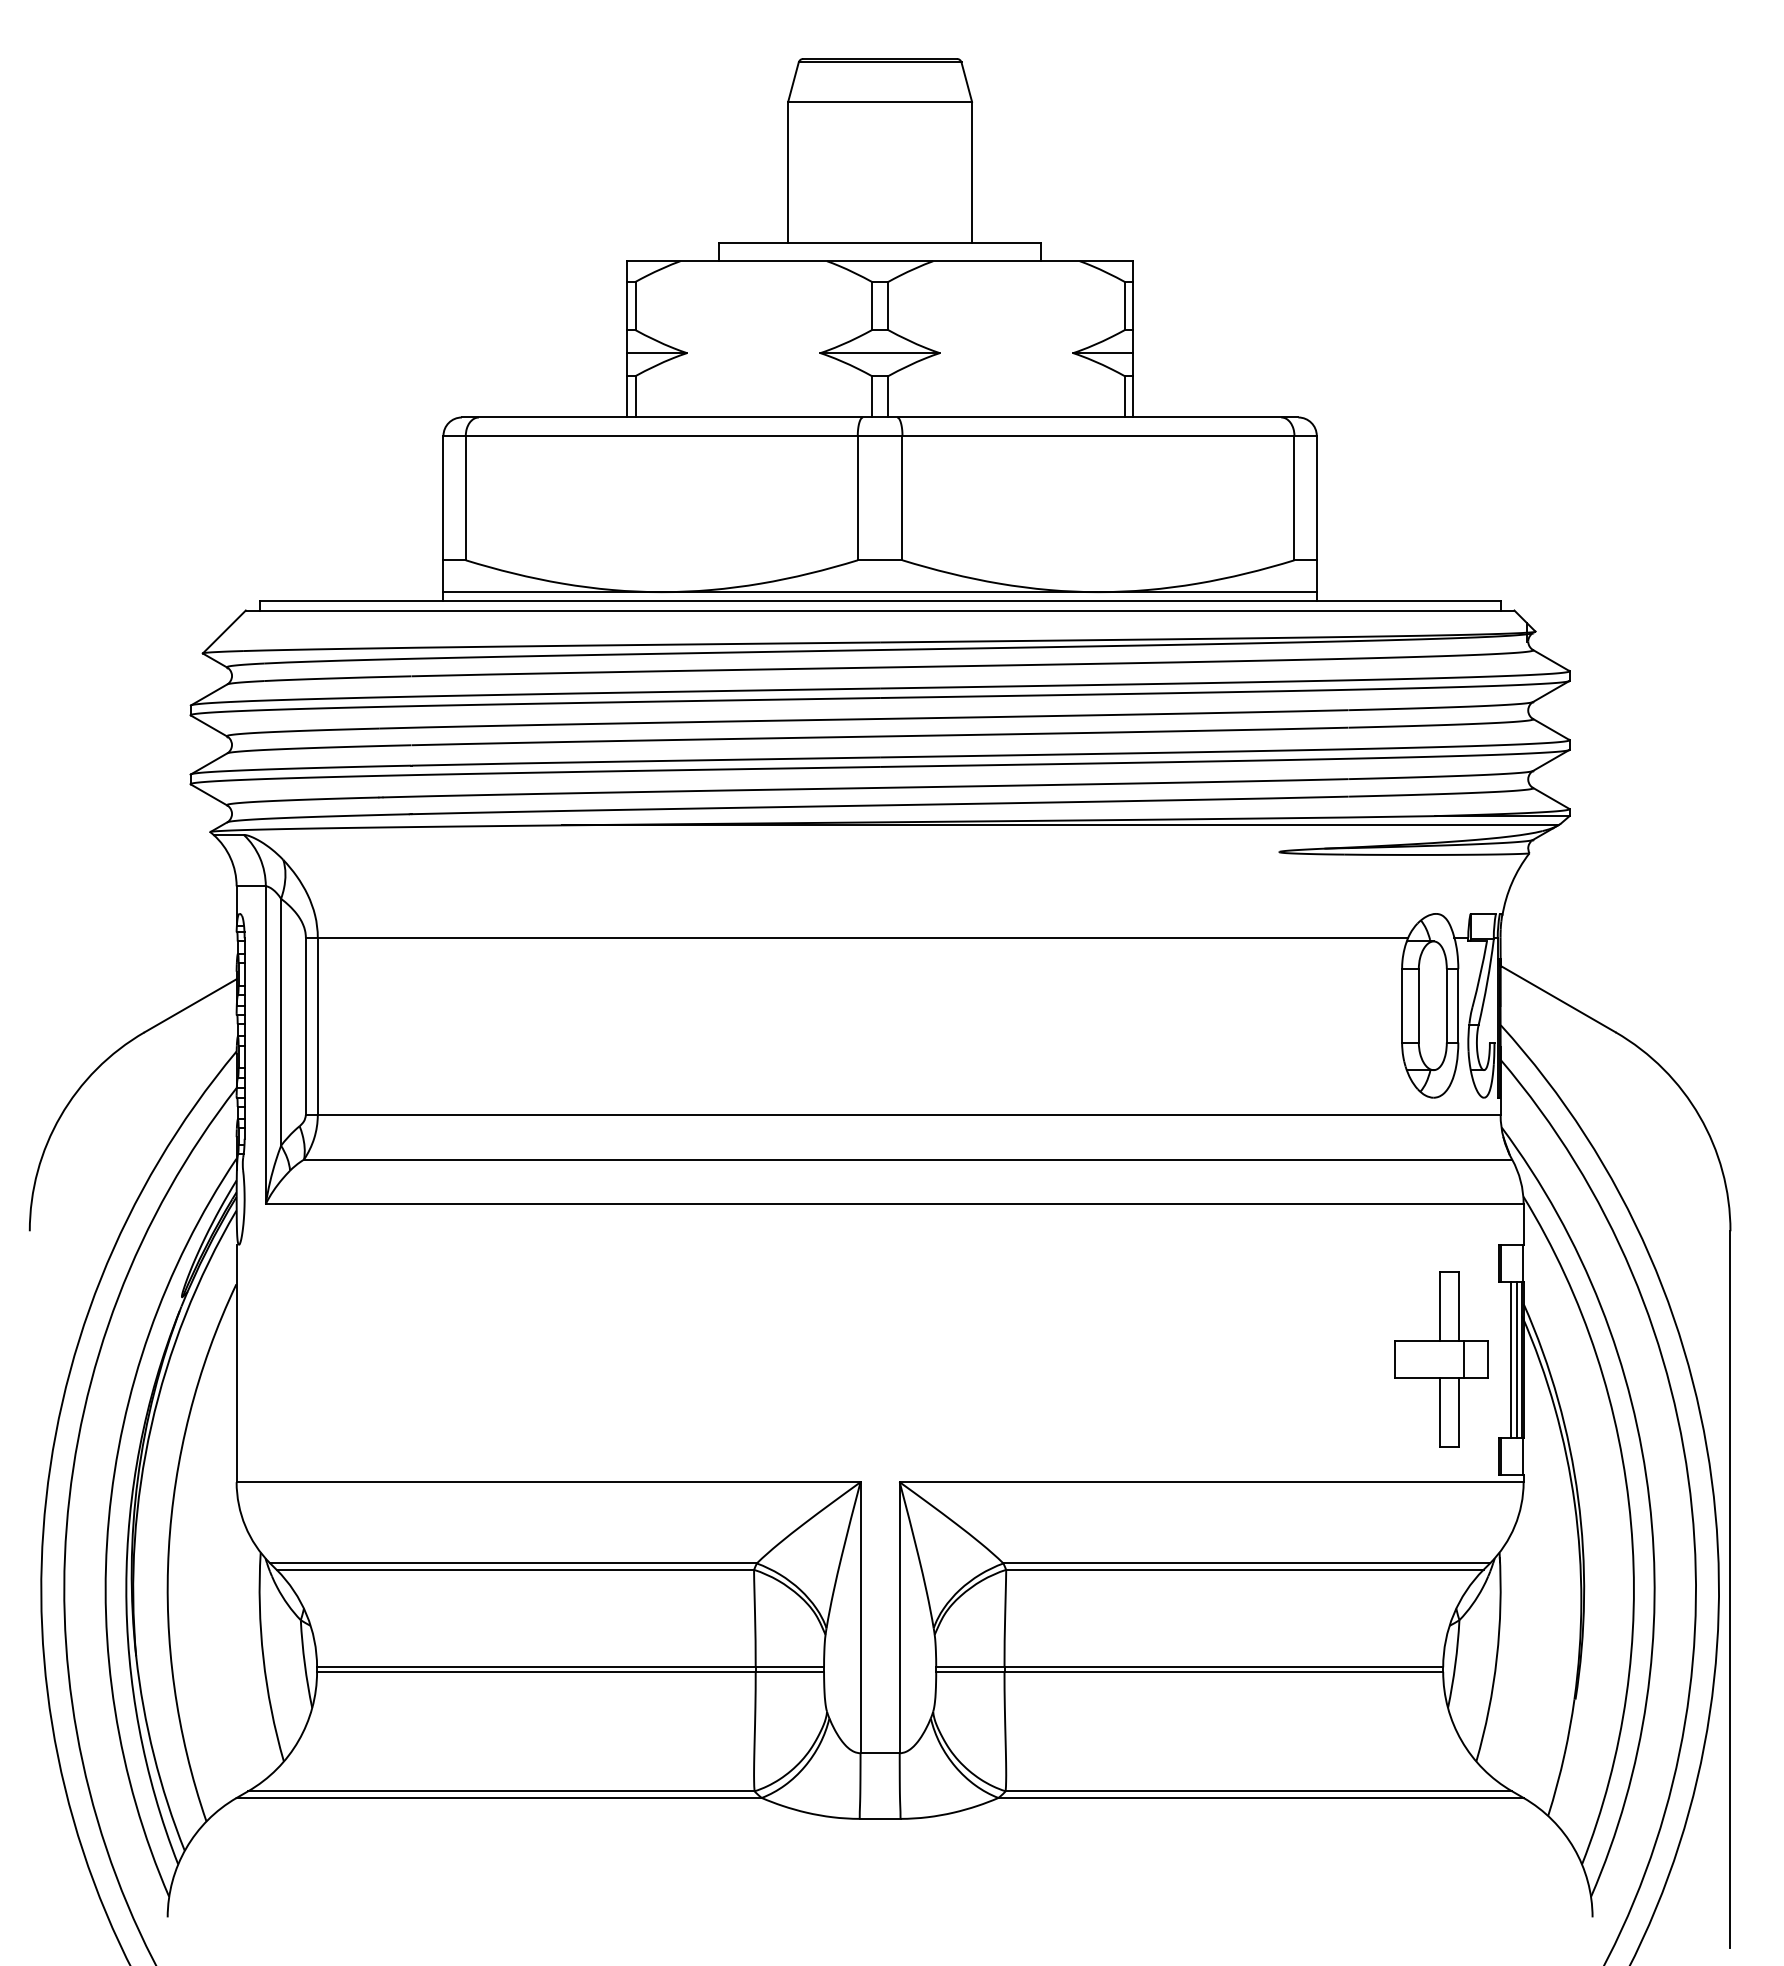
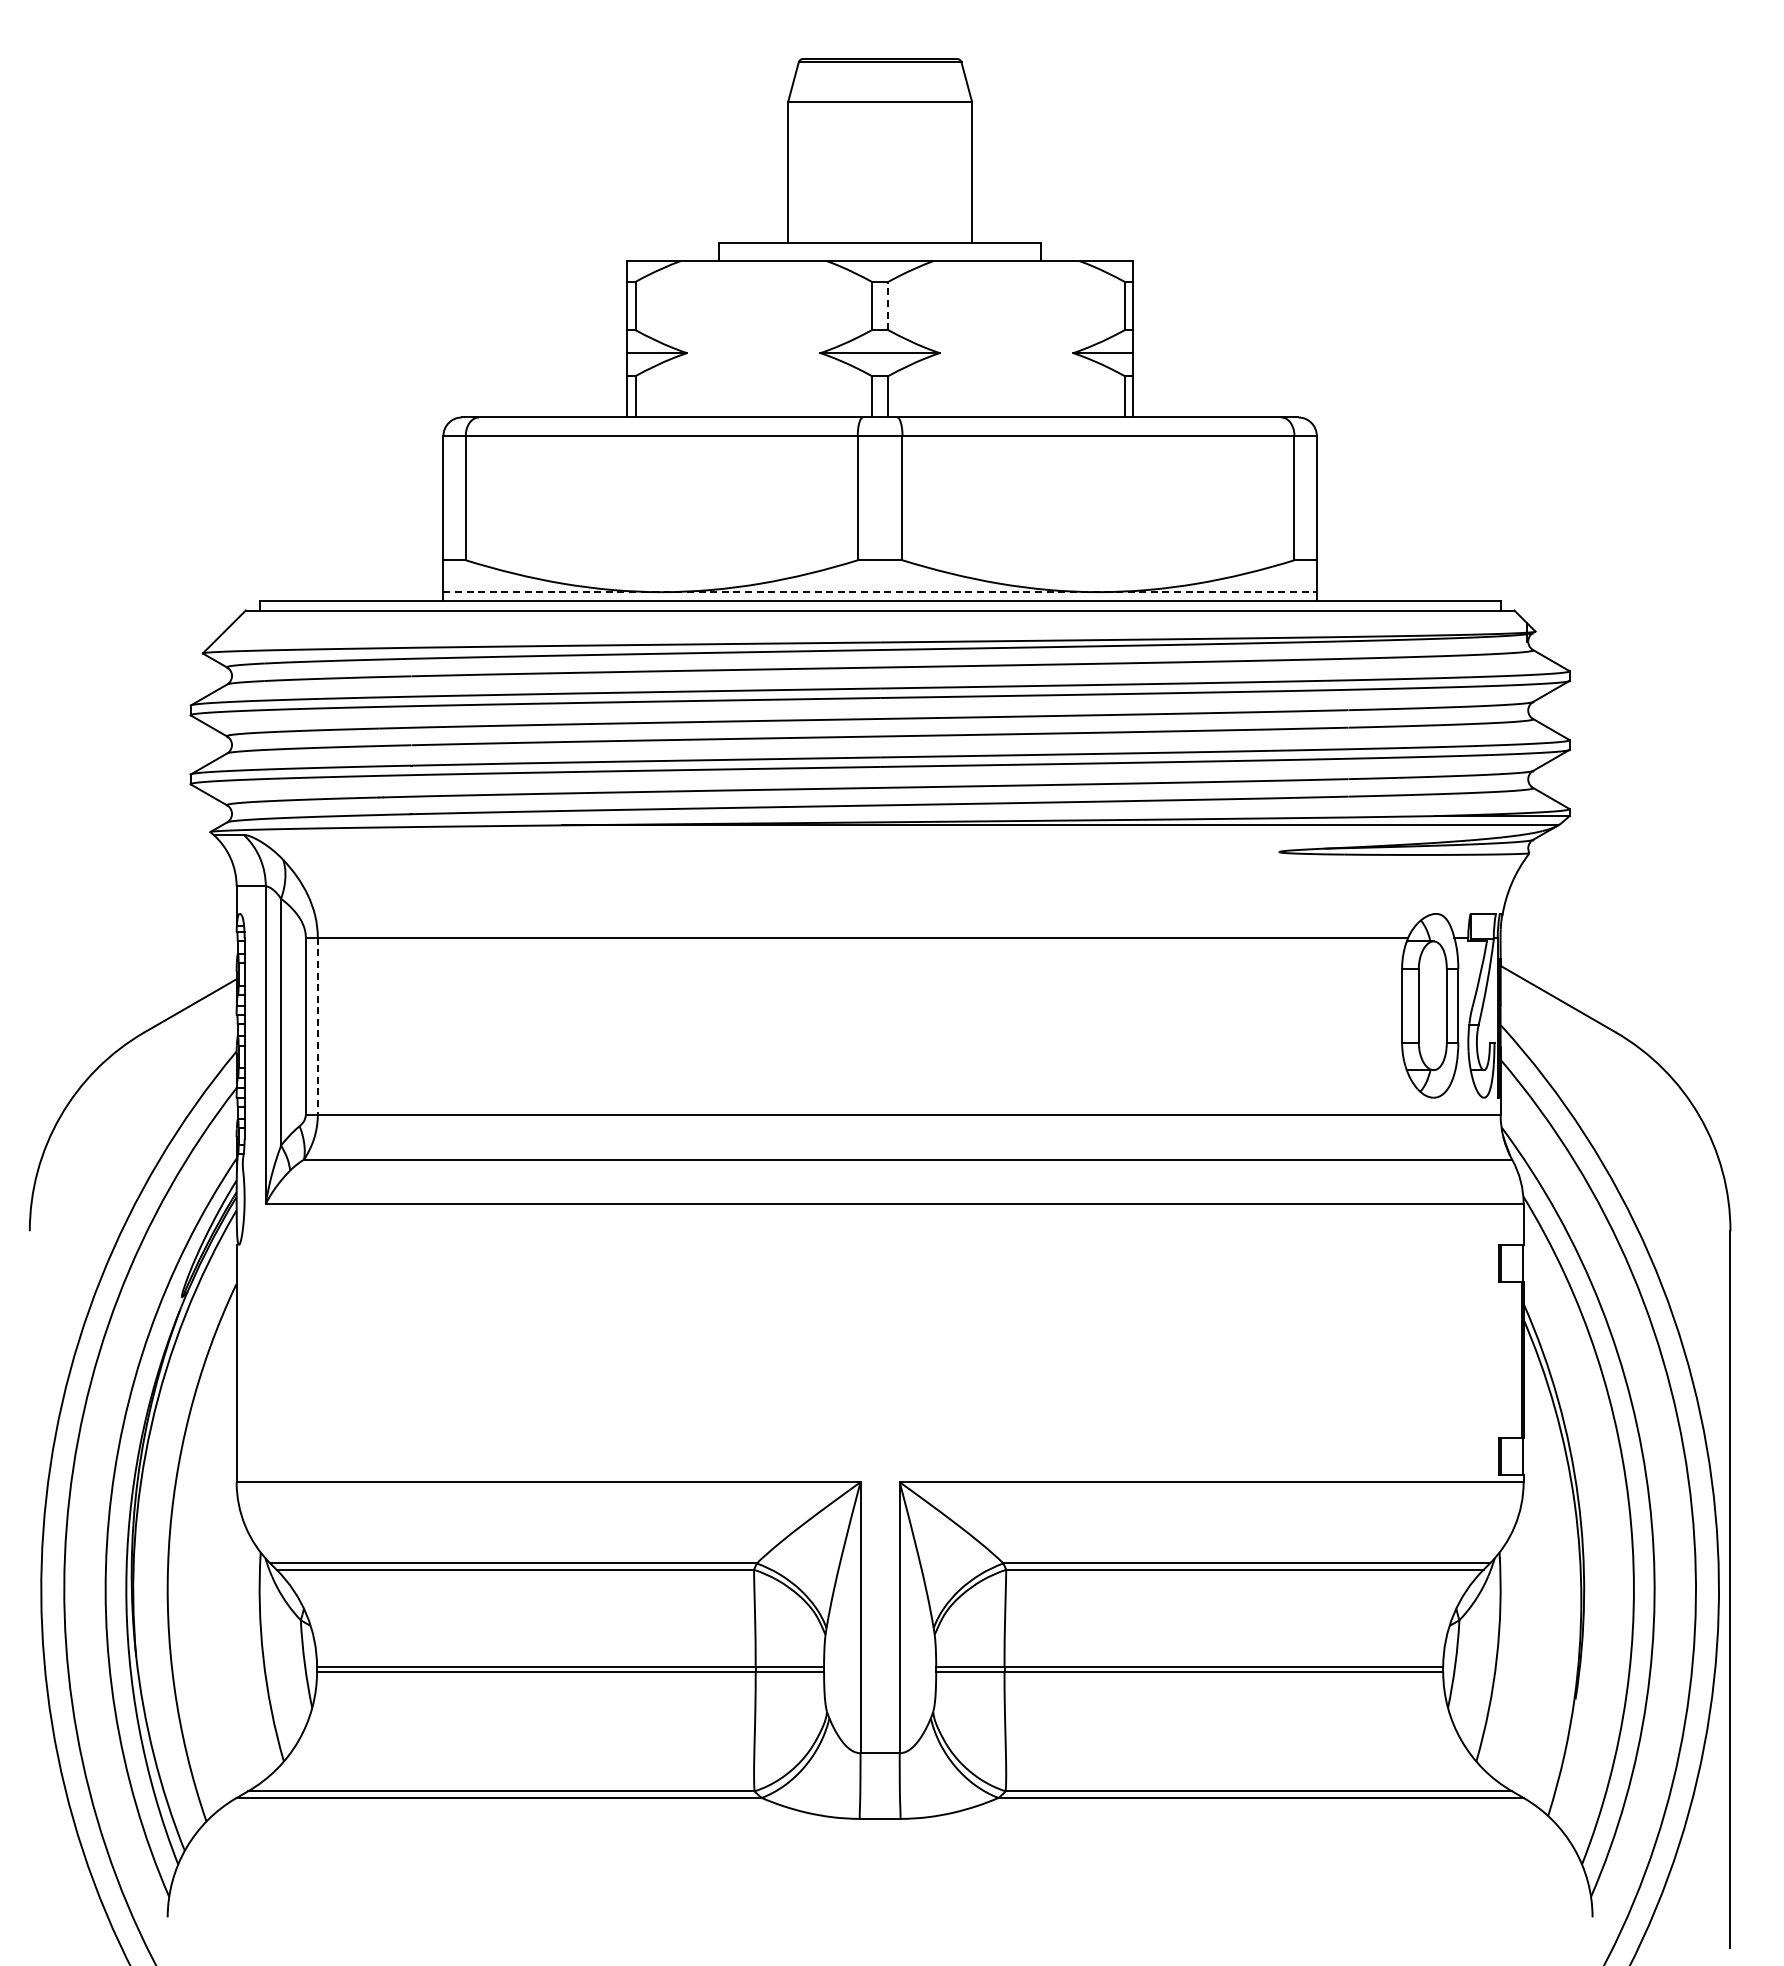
line: solid -> dashed (888, 305)
line: solid -> dashed (880, 592)
line: solid -> dashed (317, 1026)
part: present -> none (1441, 1359)
line: present -> none (1510, 1359)
line: present -> none (1517, 1359)
